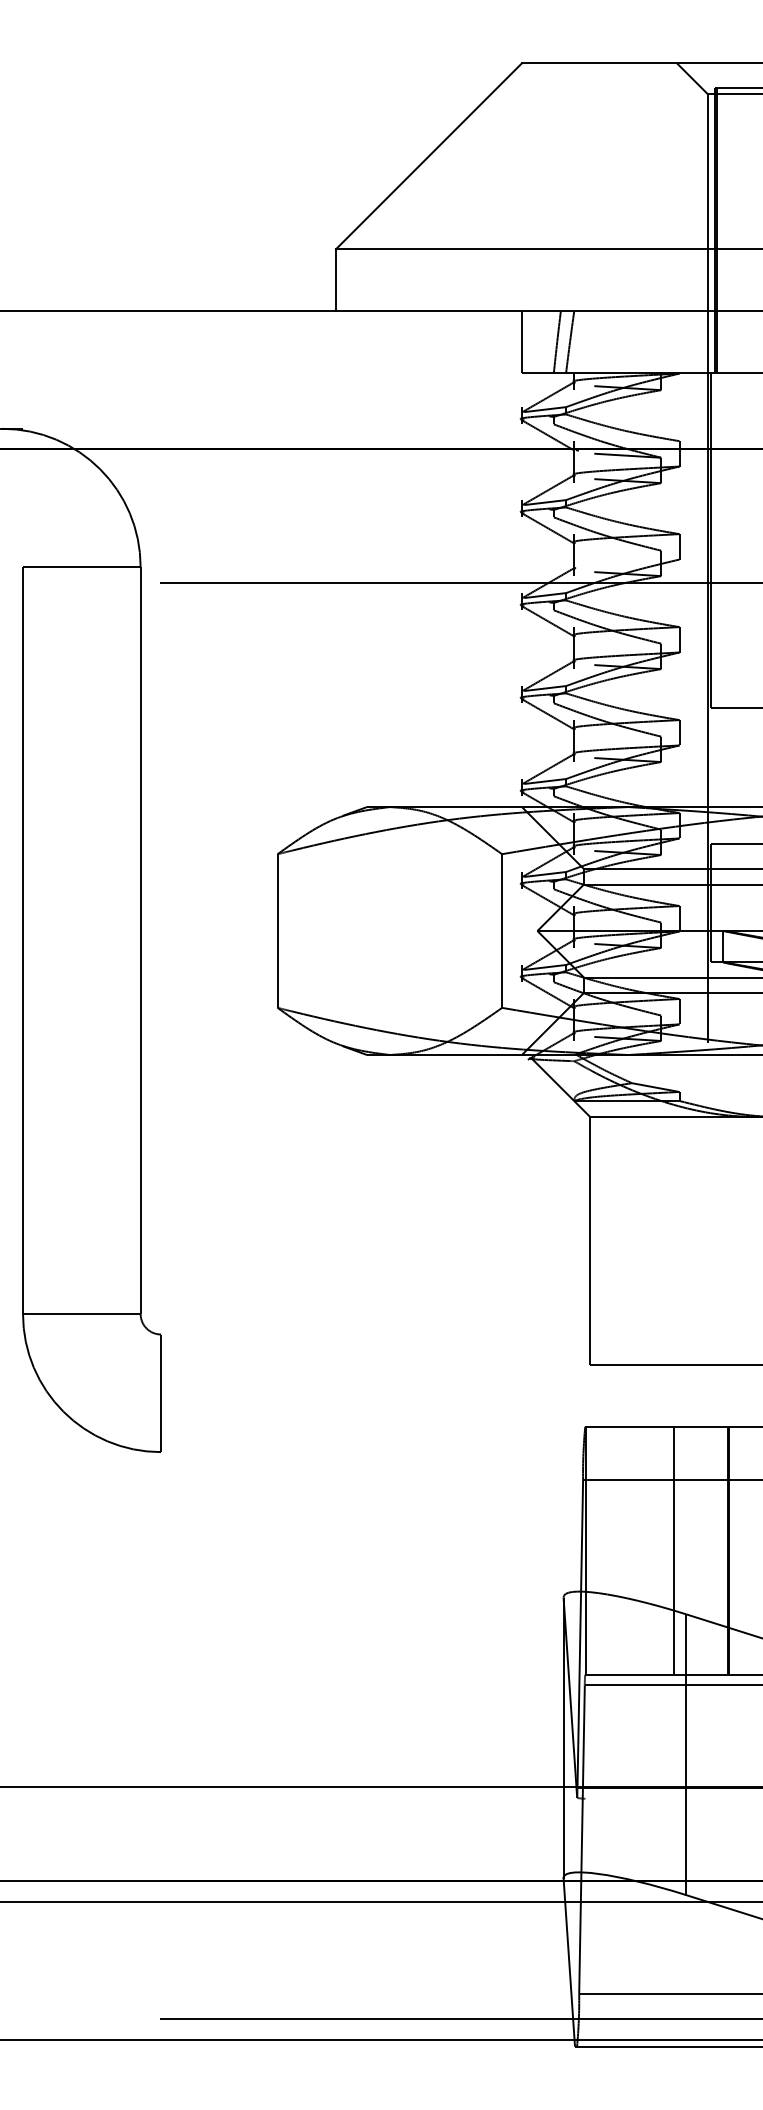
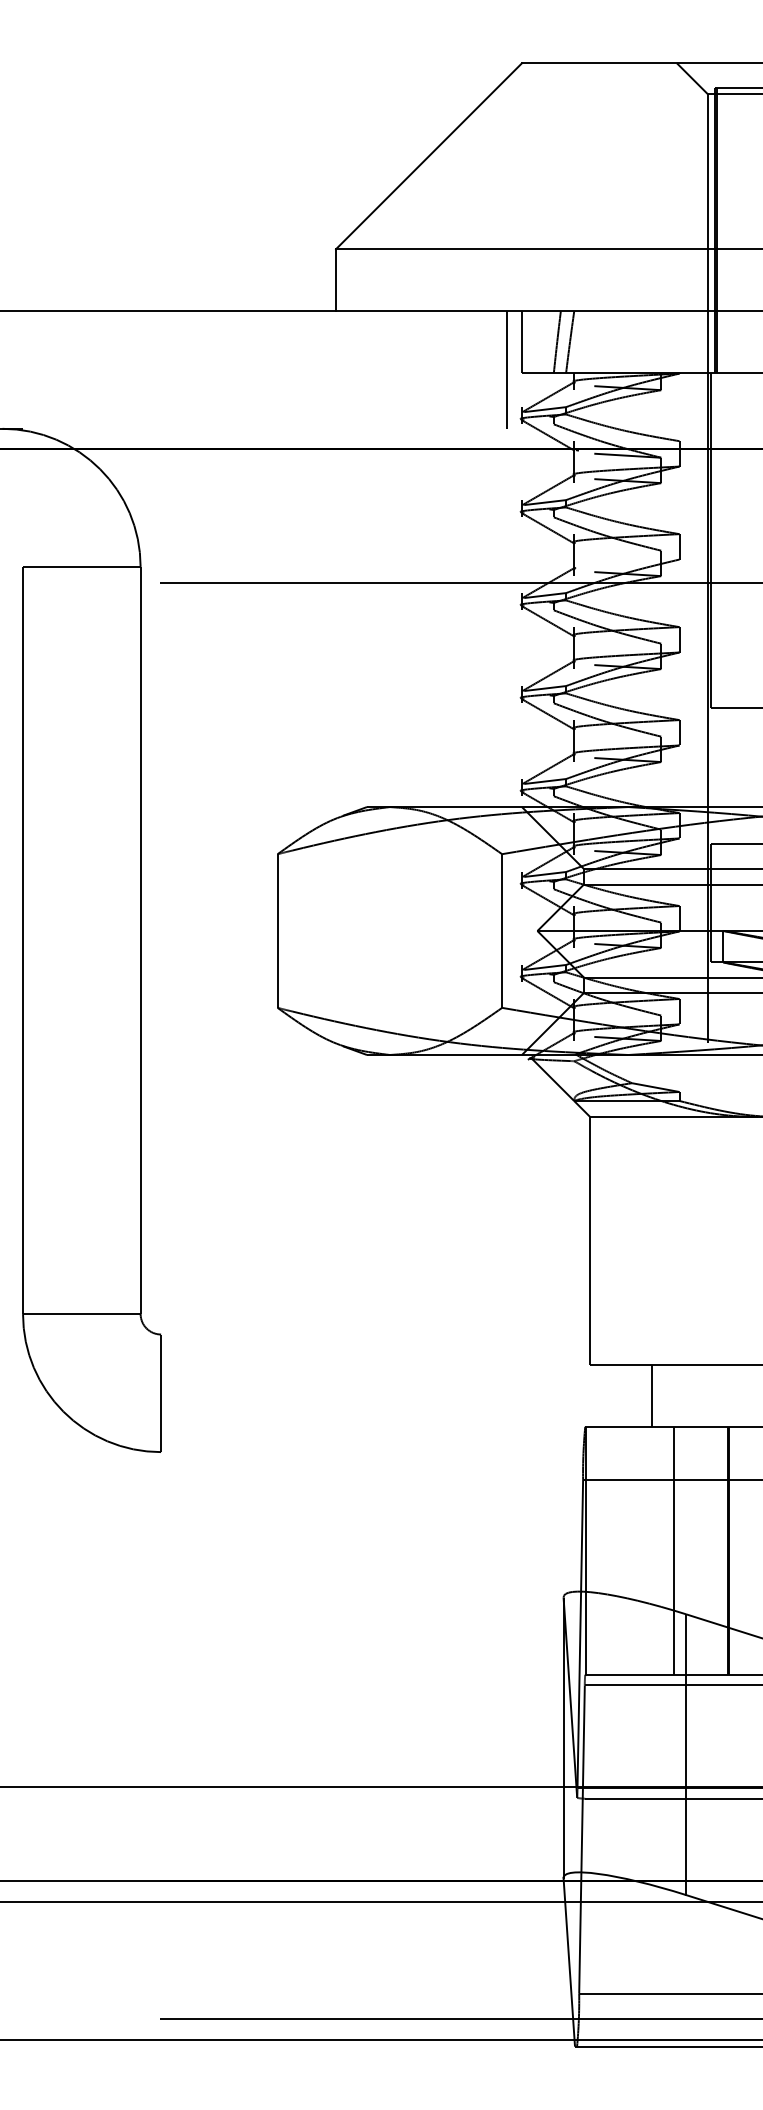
line: none -> present (507, 369)
line: none -> present (652, 1395)
line: none -> present (672, 1798)
